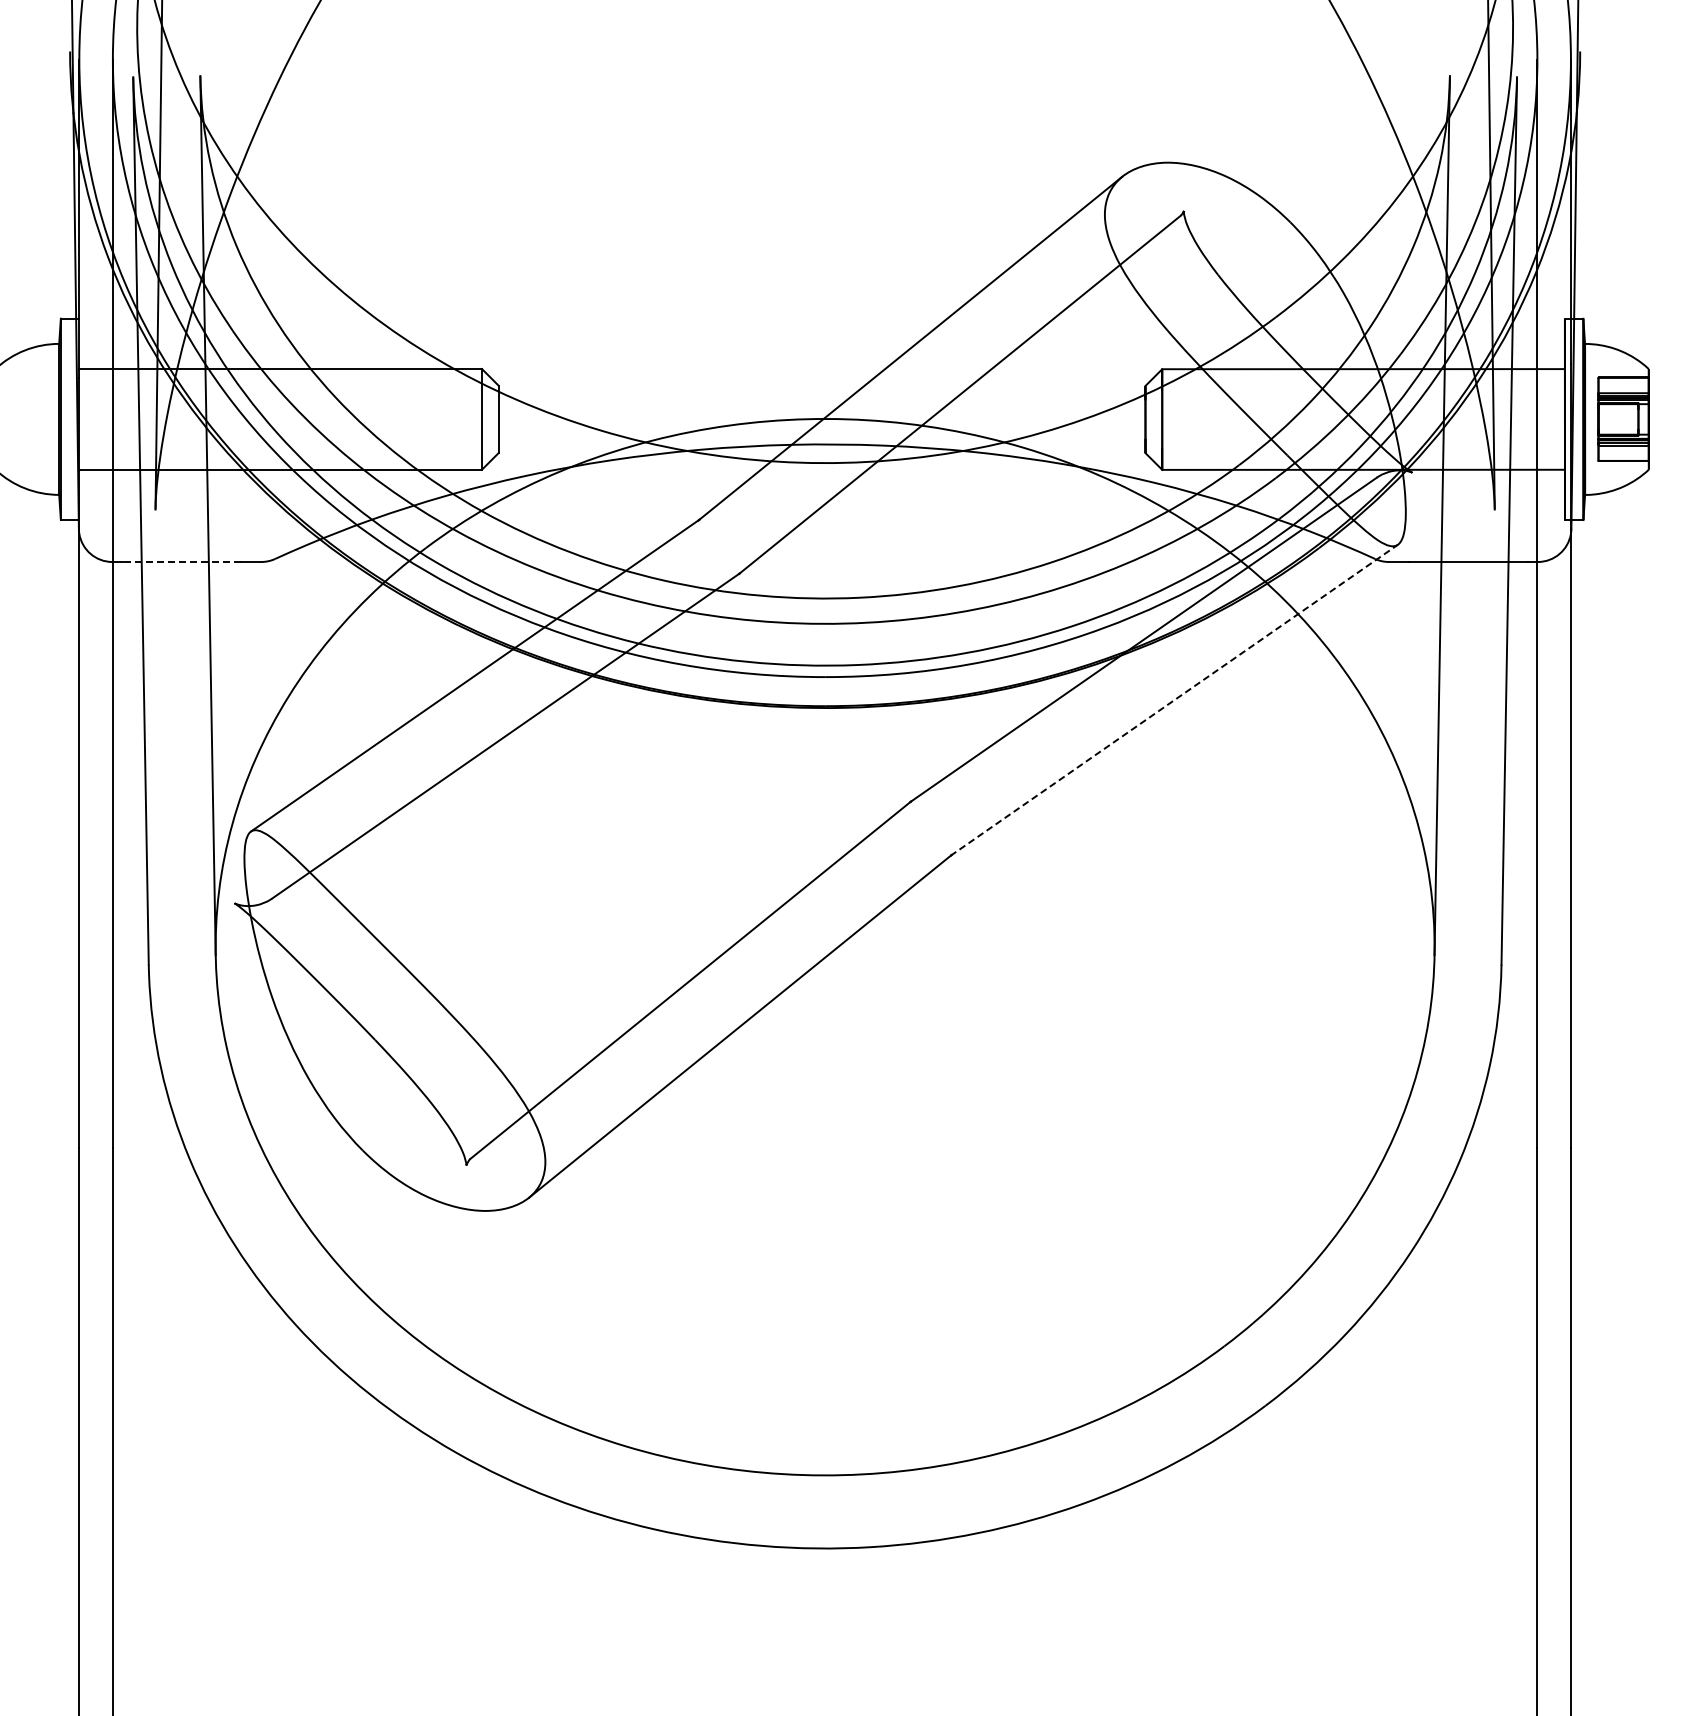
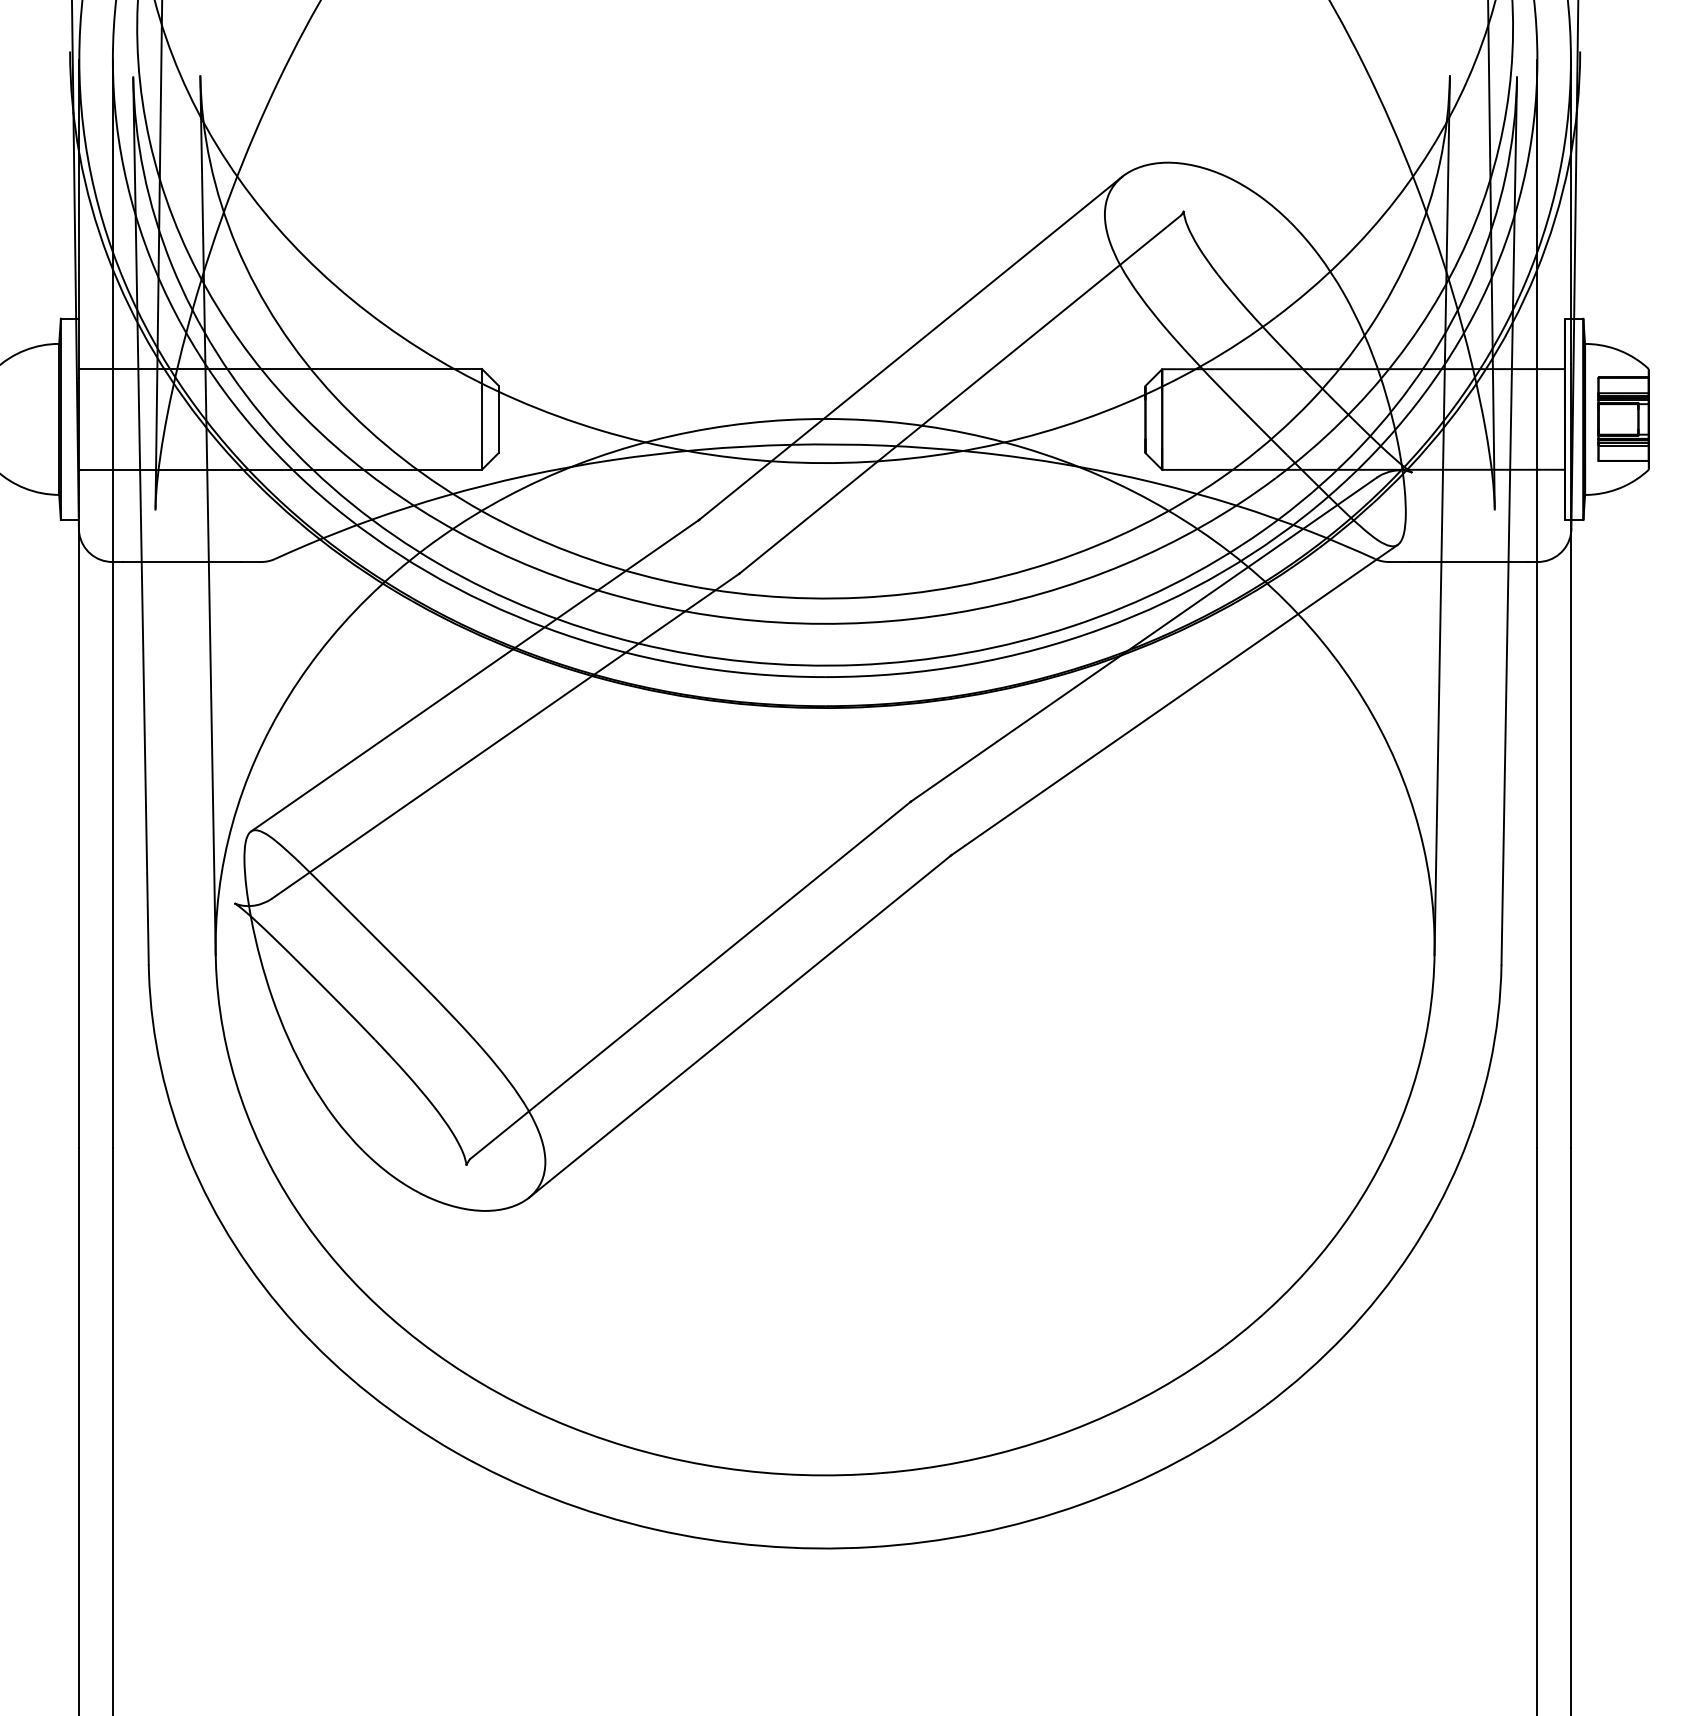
line: dashed -> solid (181, 562)
line: dashed -> solid (1174, 700)
